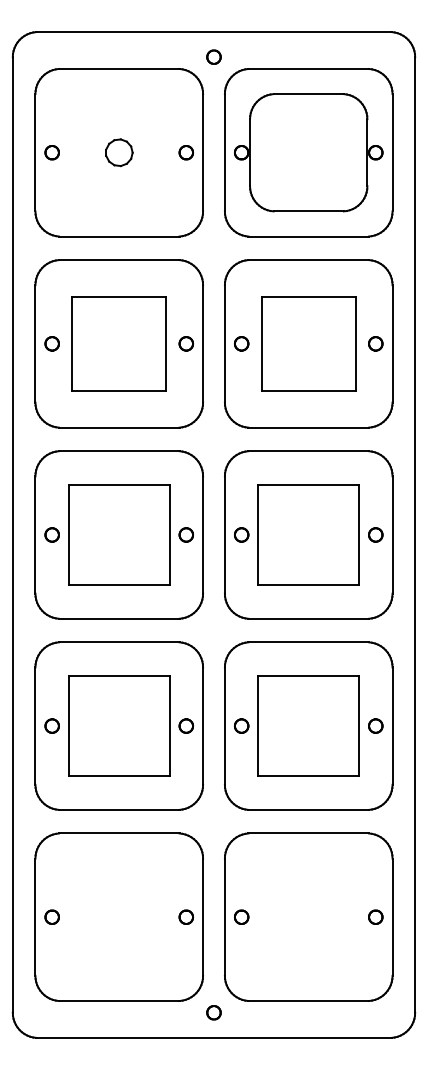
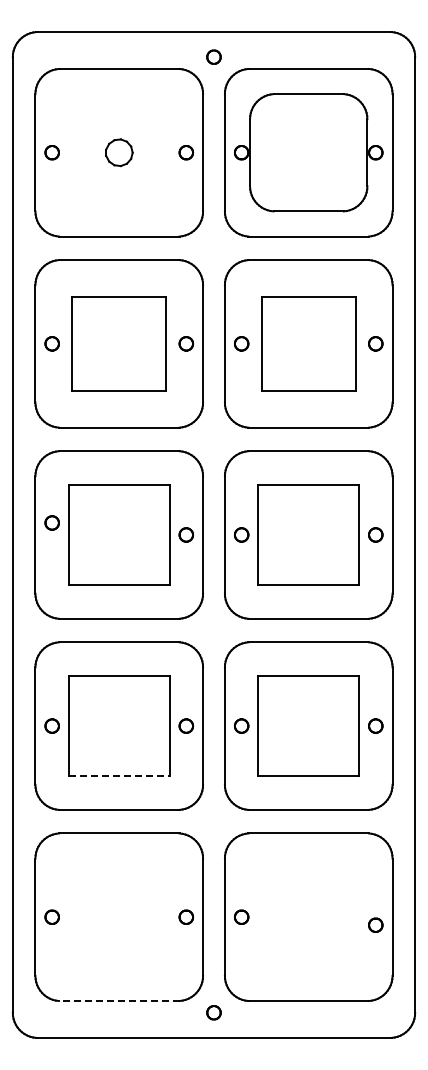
part position: (51, 534) -> (51, 522) (51, 522)
line: solid -> dashed (119, 776)
part position: (375, 916) -> (375, 924) (375, 924)
line: solid -> dashed (118, 1001)
